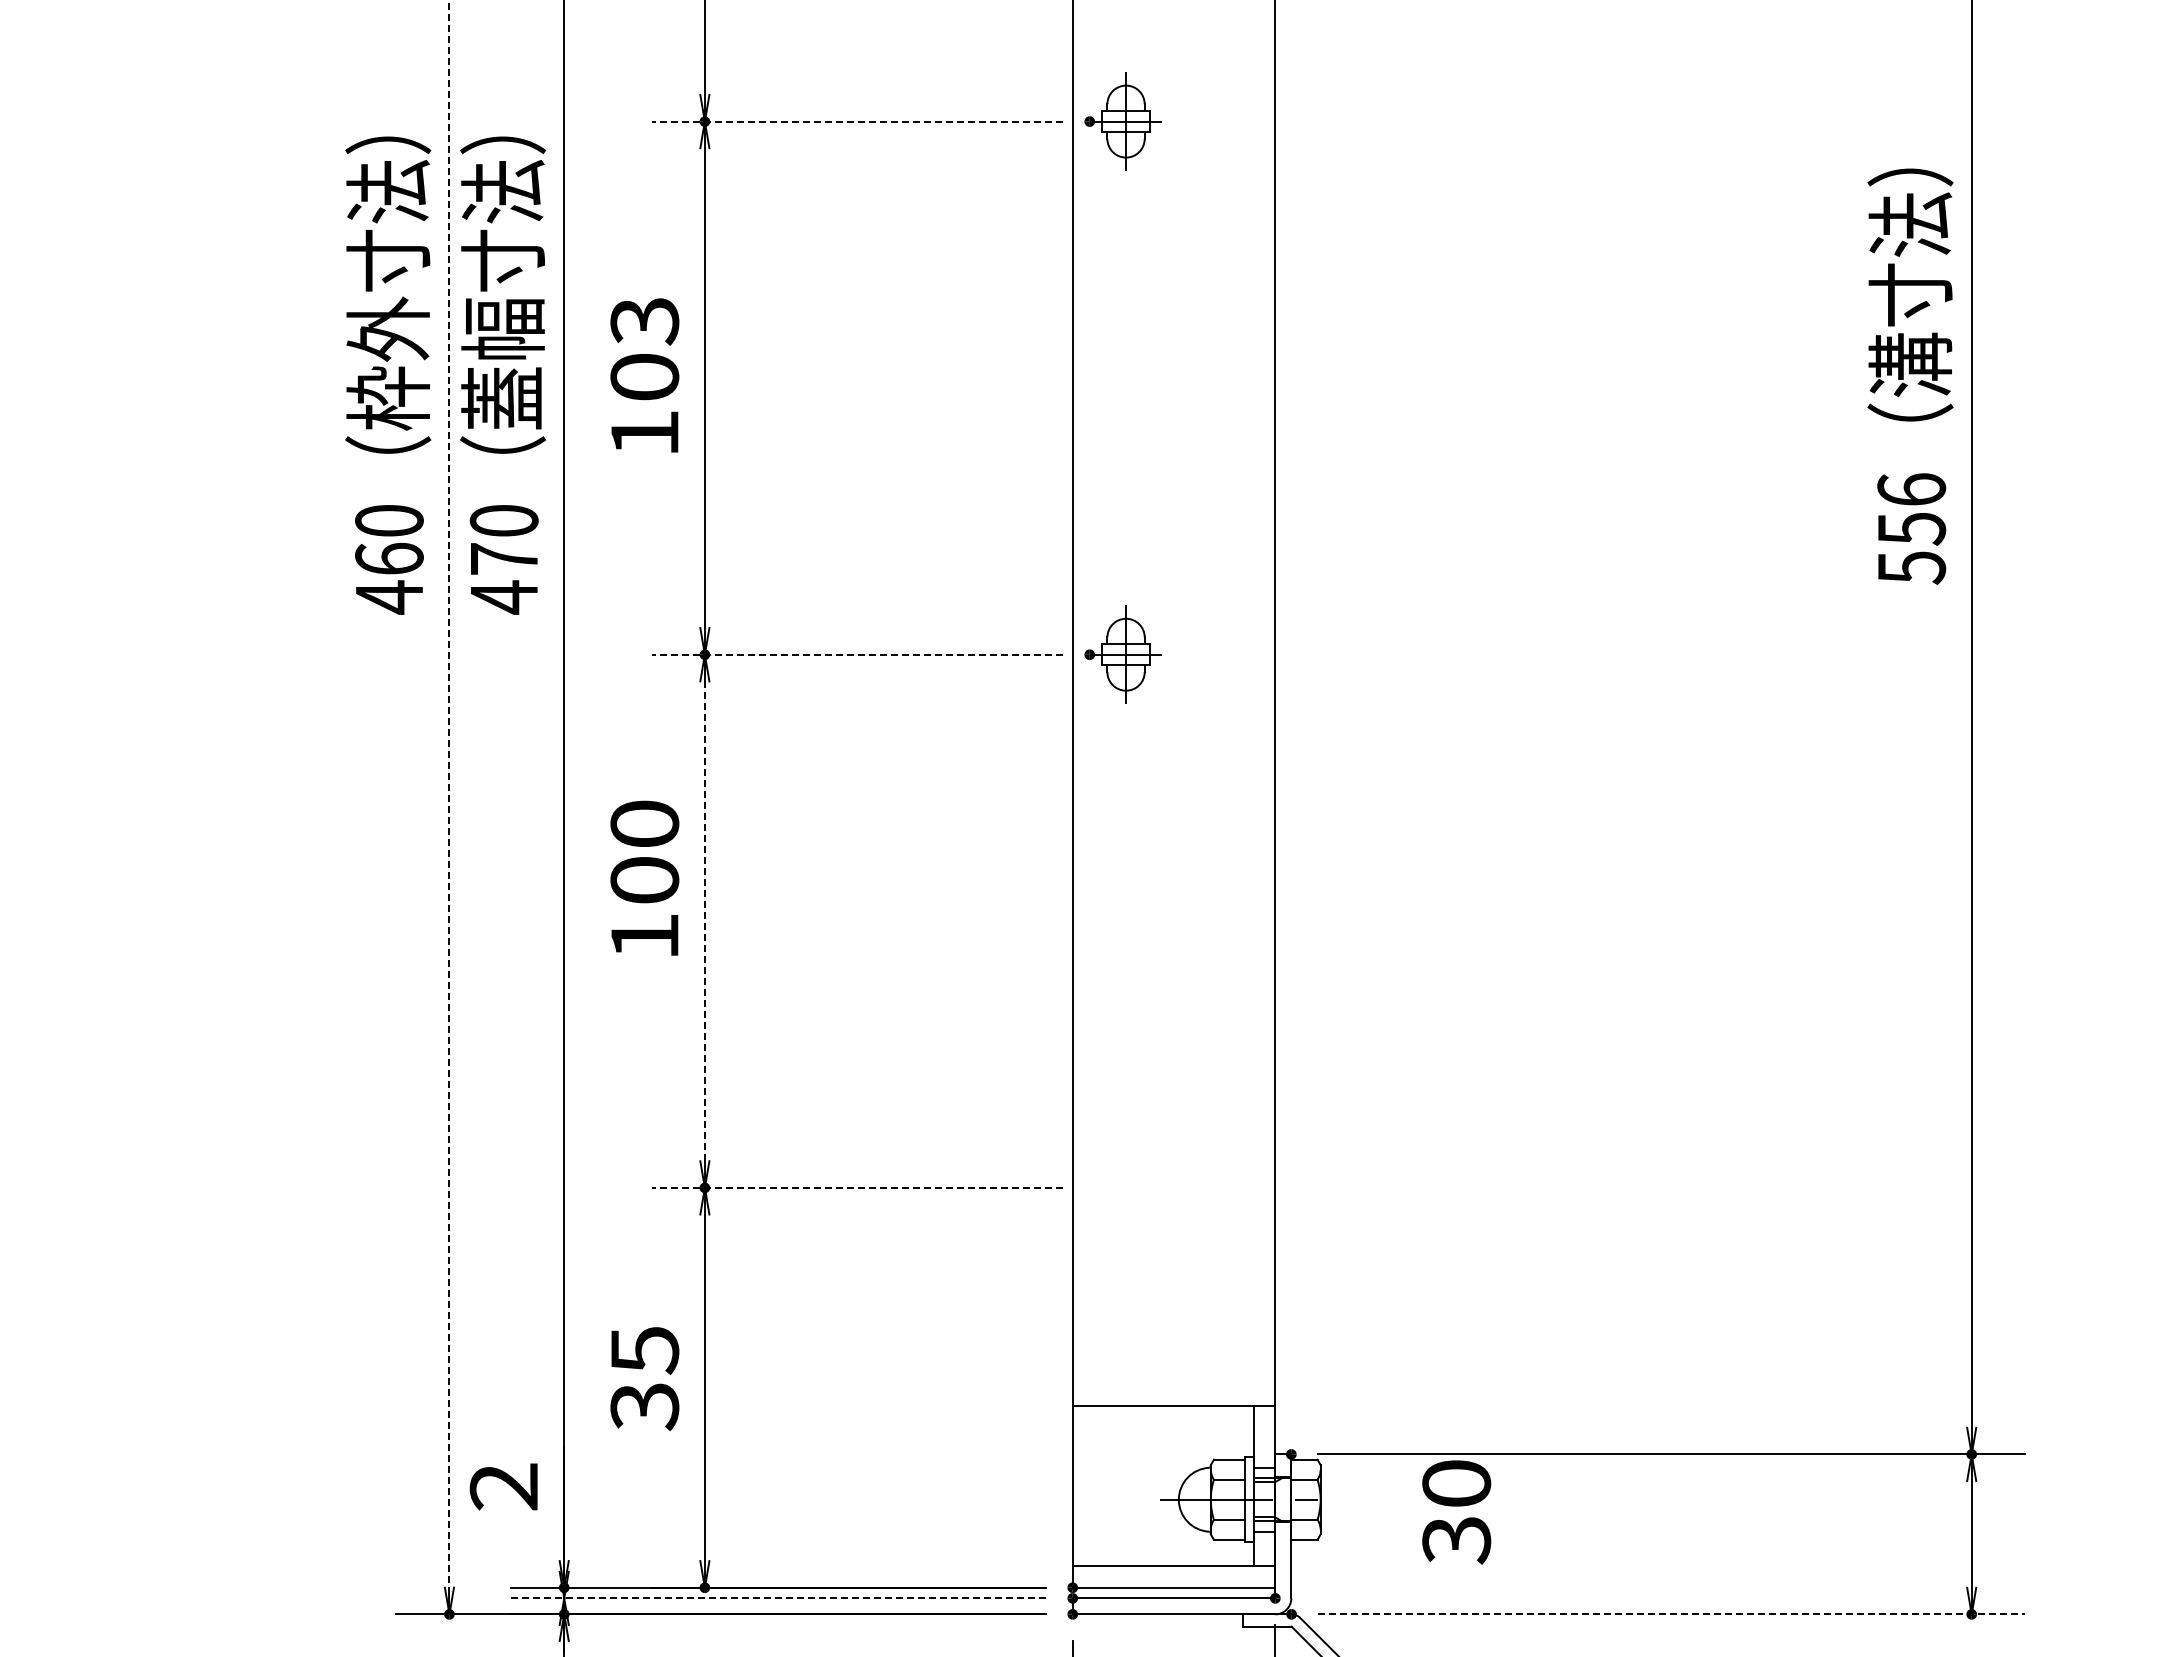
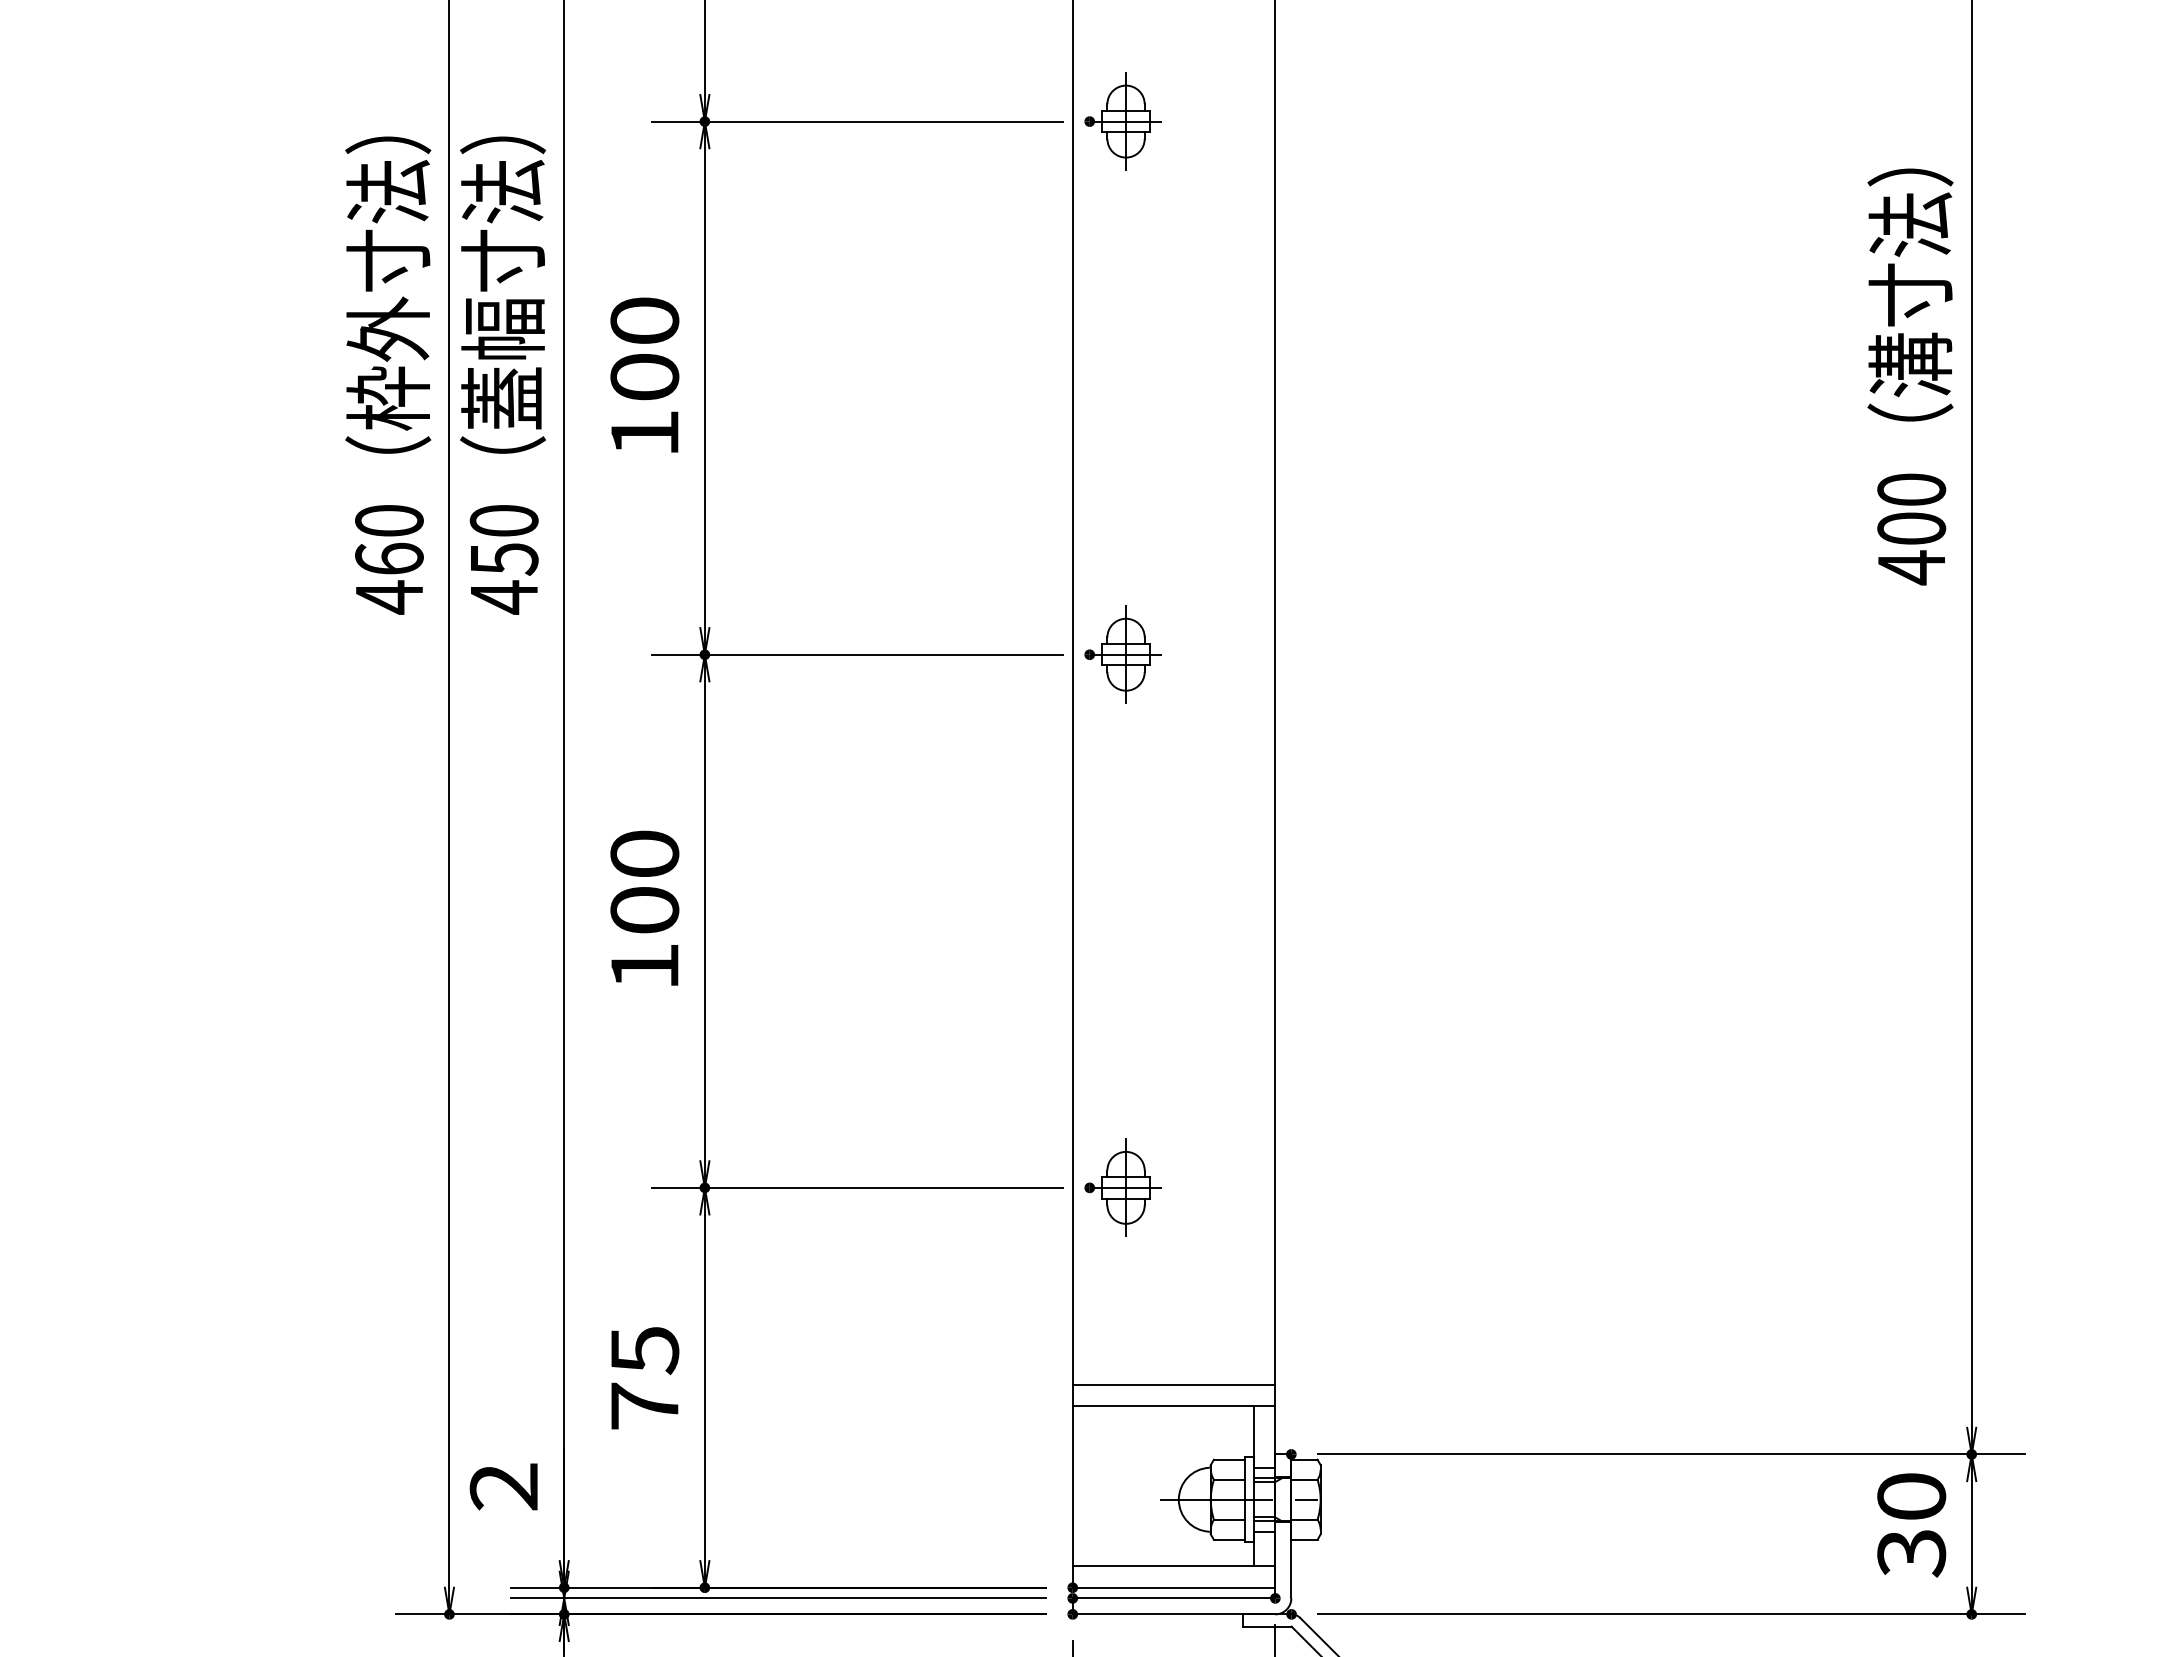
line: dashed -> solid (857, 121)
text: 103 -> 100 (644, 321)
text: 556 -> 400 (1911, 529)
text: 470 -> 450 (504, 559)
line: dashed -> solid (857, 654)
line: dashed -> solid (449, 794)
text position: (644, 877) -> (644, 907) (644, 907)
line: dashed -> solid (704, 921)
line: dashed -> solid (857, 1187)
part: none -> present (1122, 1187)
line: none -> present (1173, 1385)
text: 35 -> 75 (644, 1406)
text position: (1456, 1512) -> (1911, 1525) (1911, 1525)
line: dashed -> solid (778, 1598)
line: dashed -> solid (1672, 1614)
